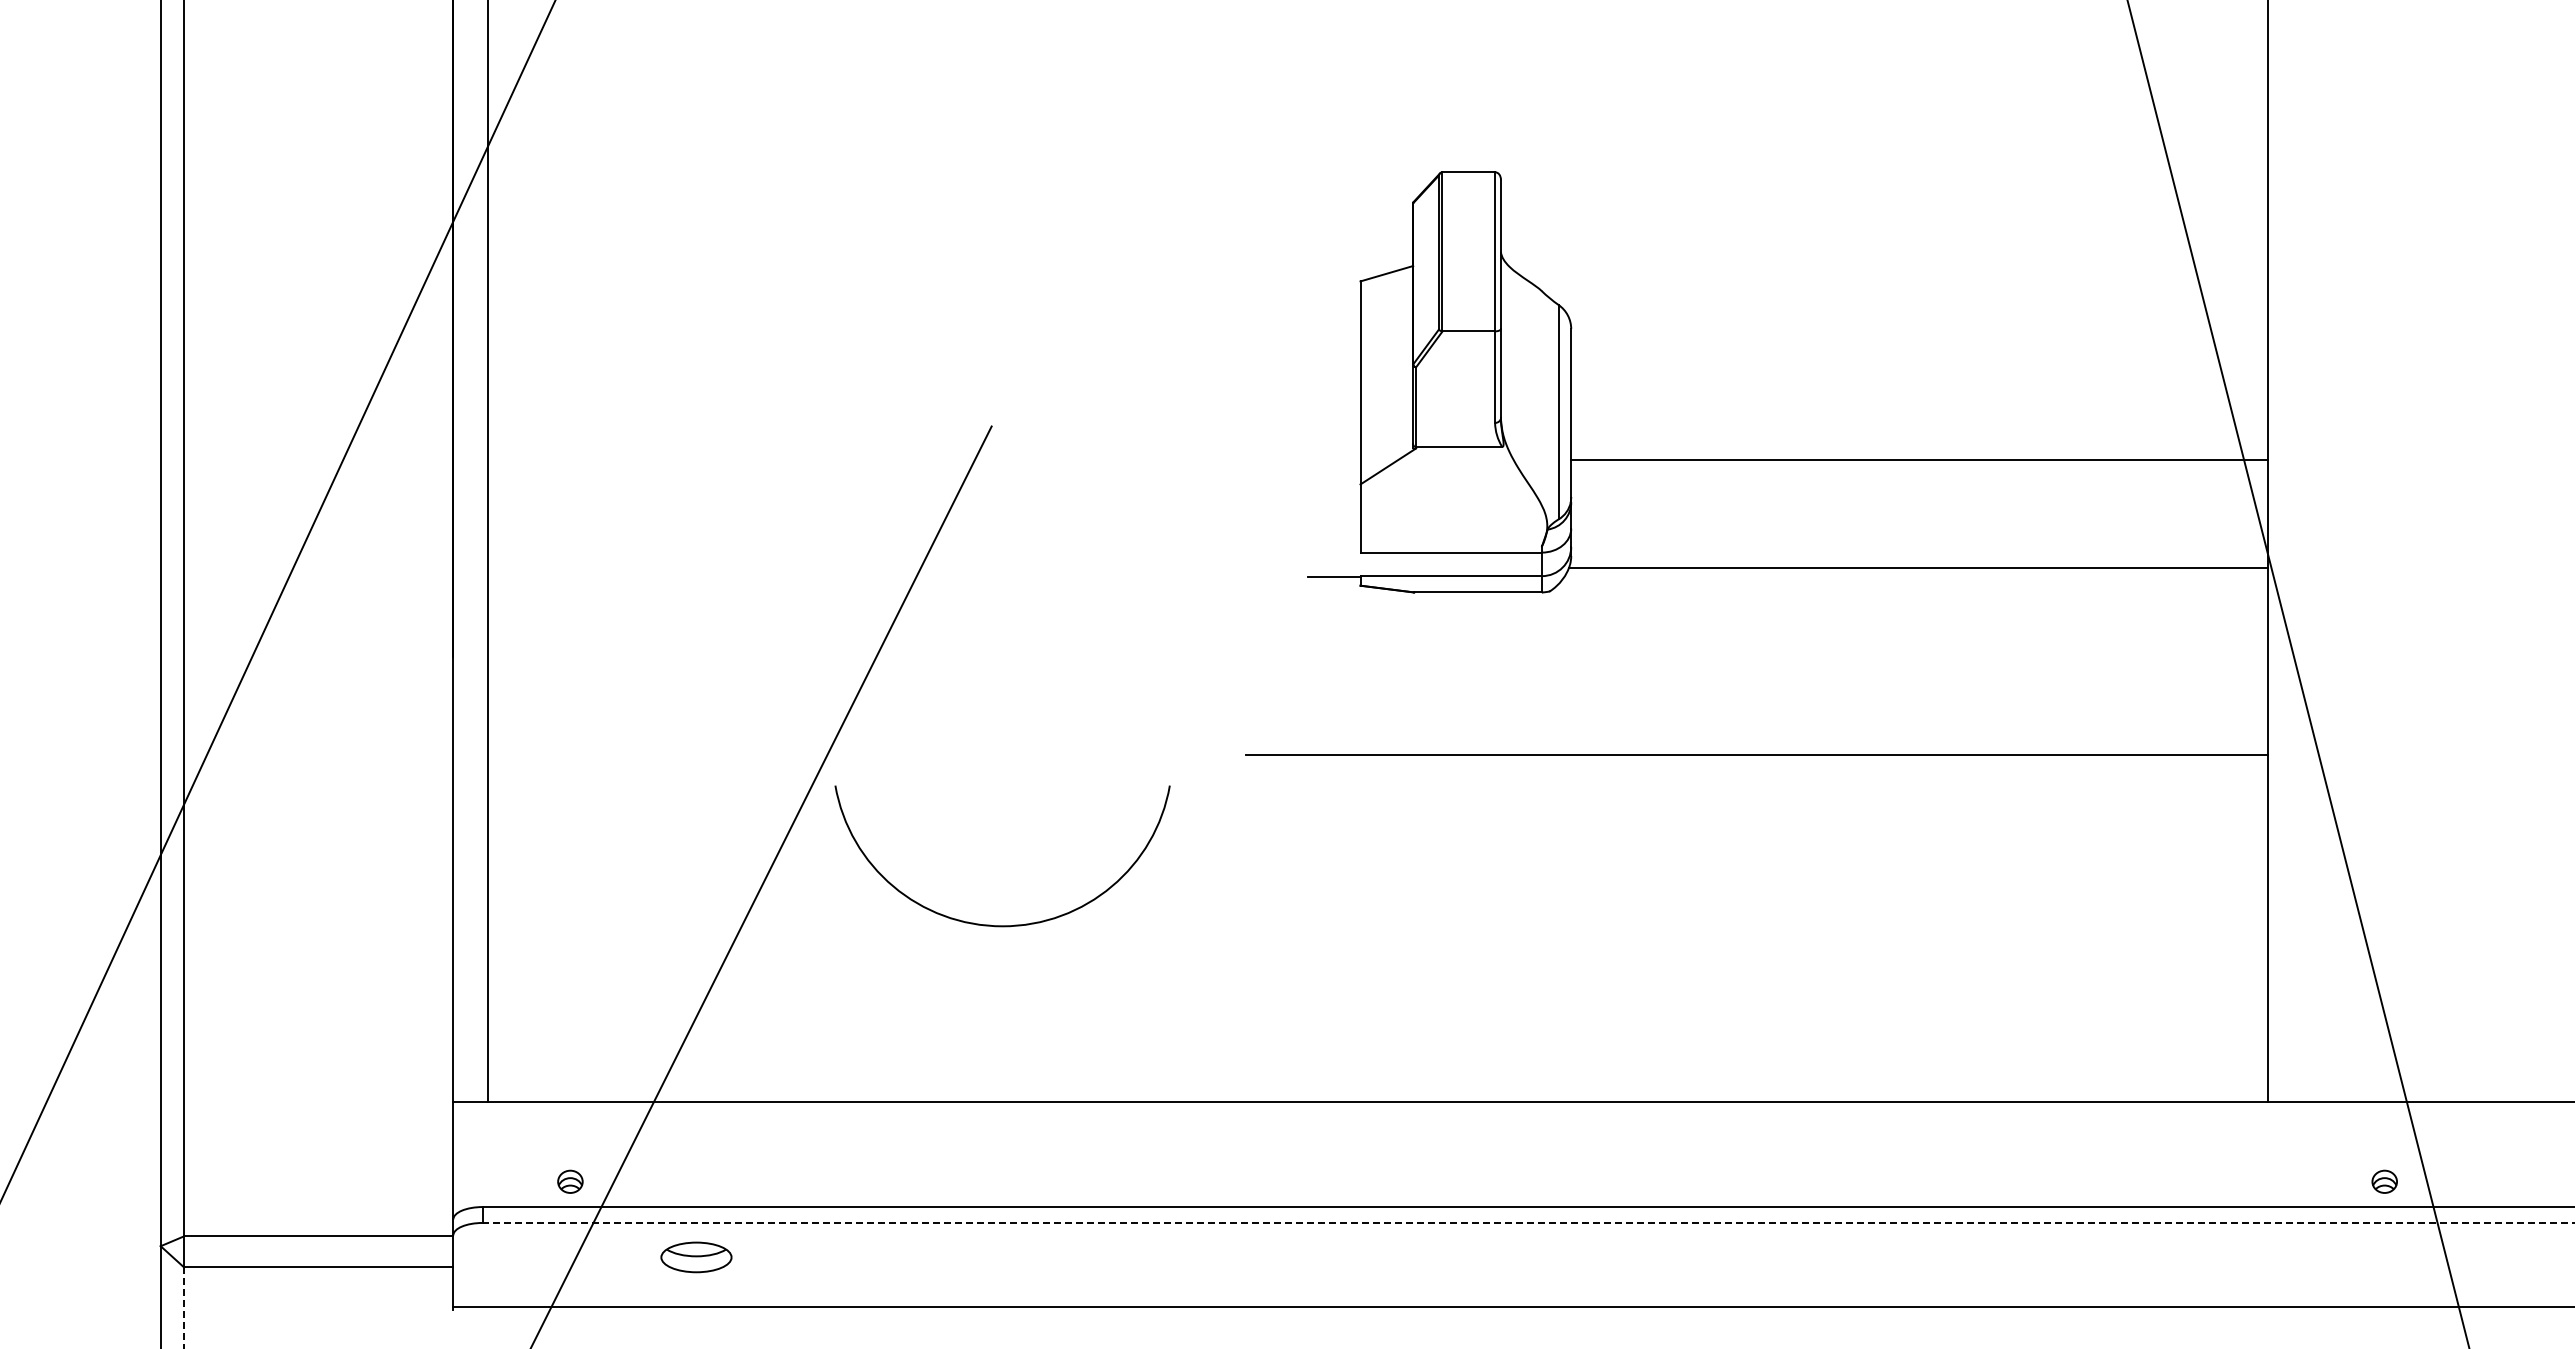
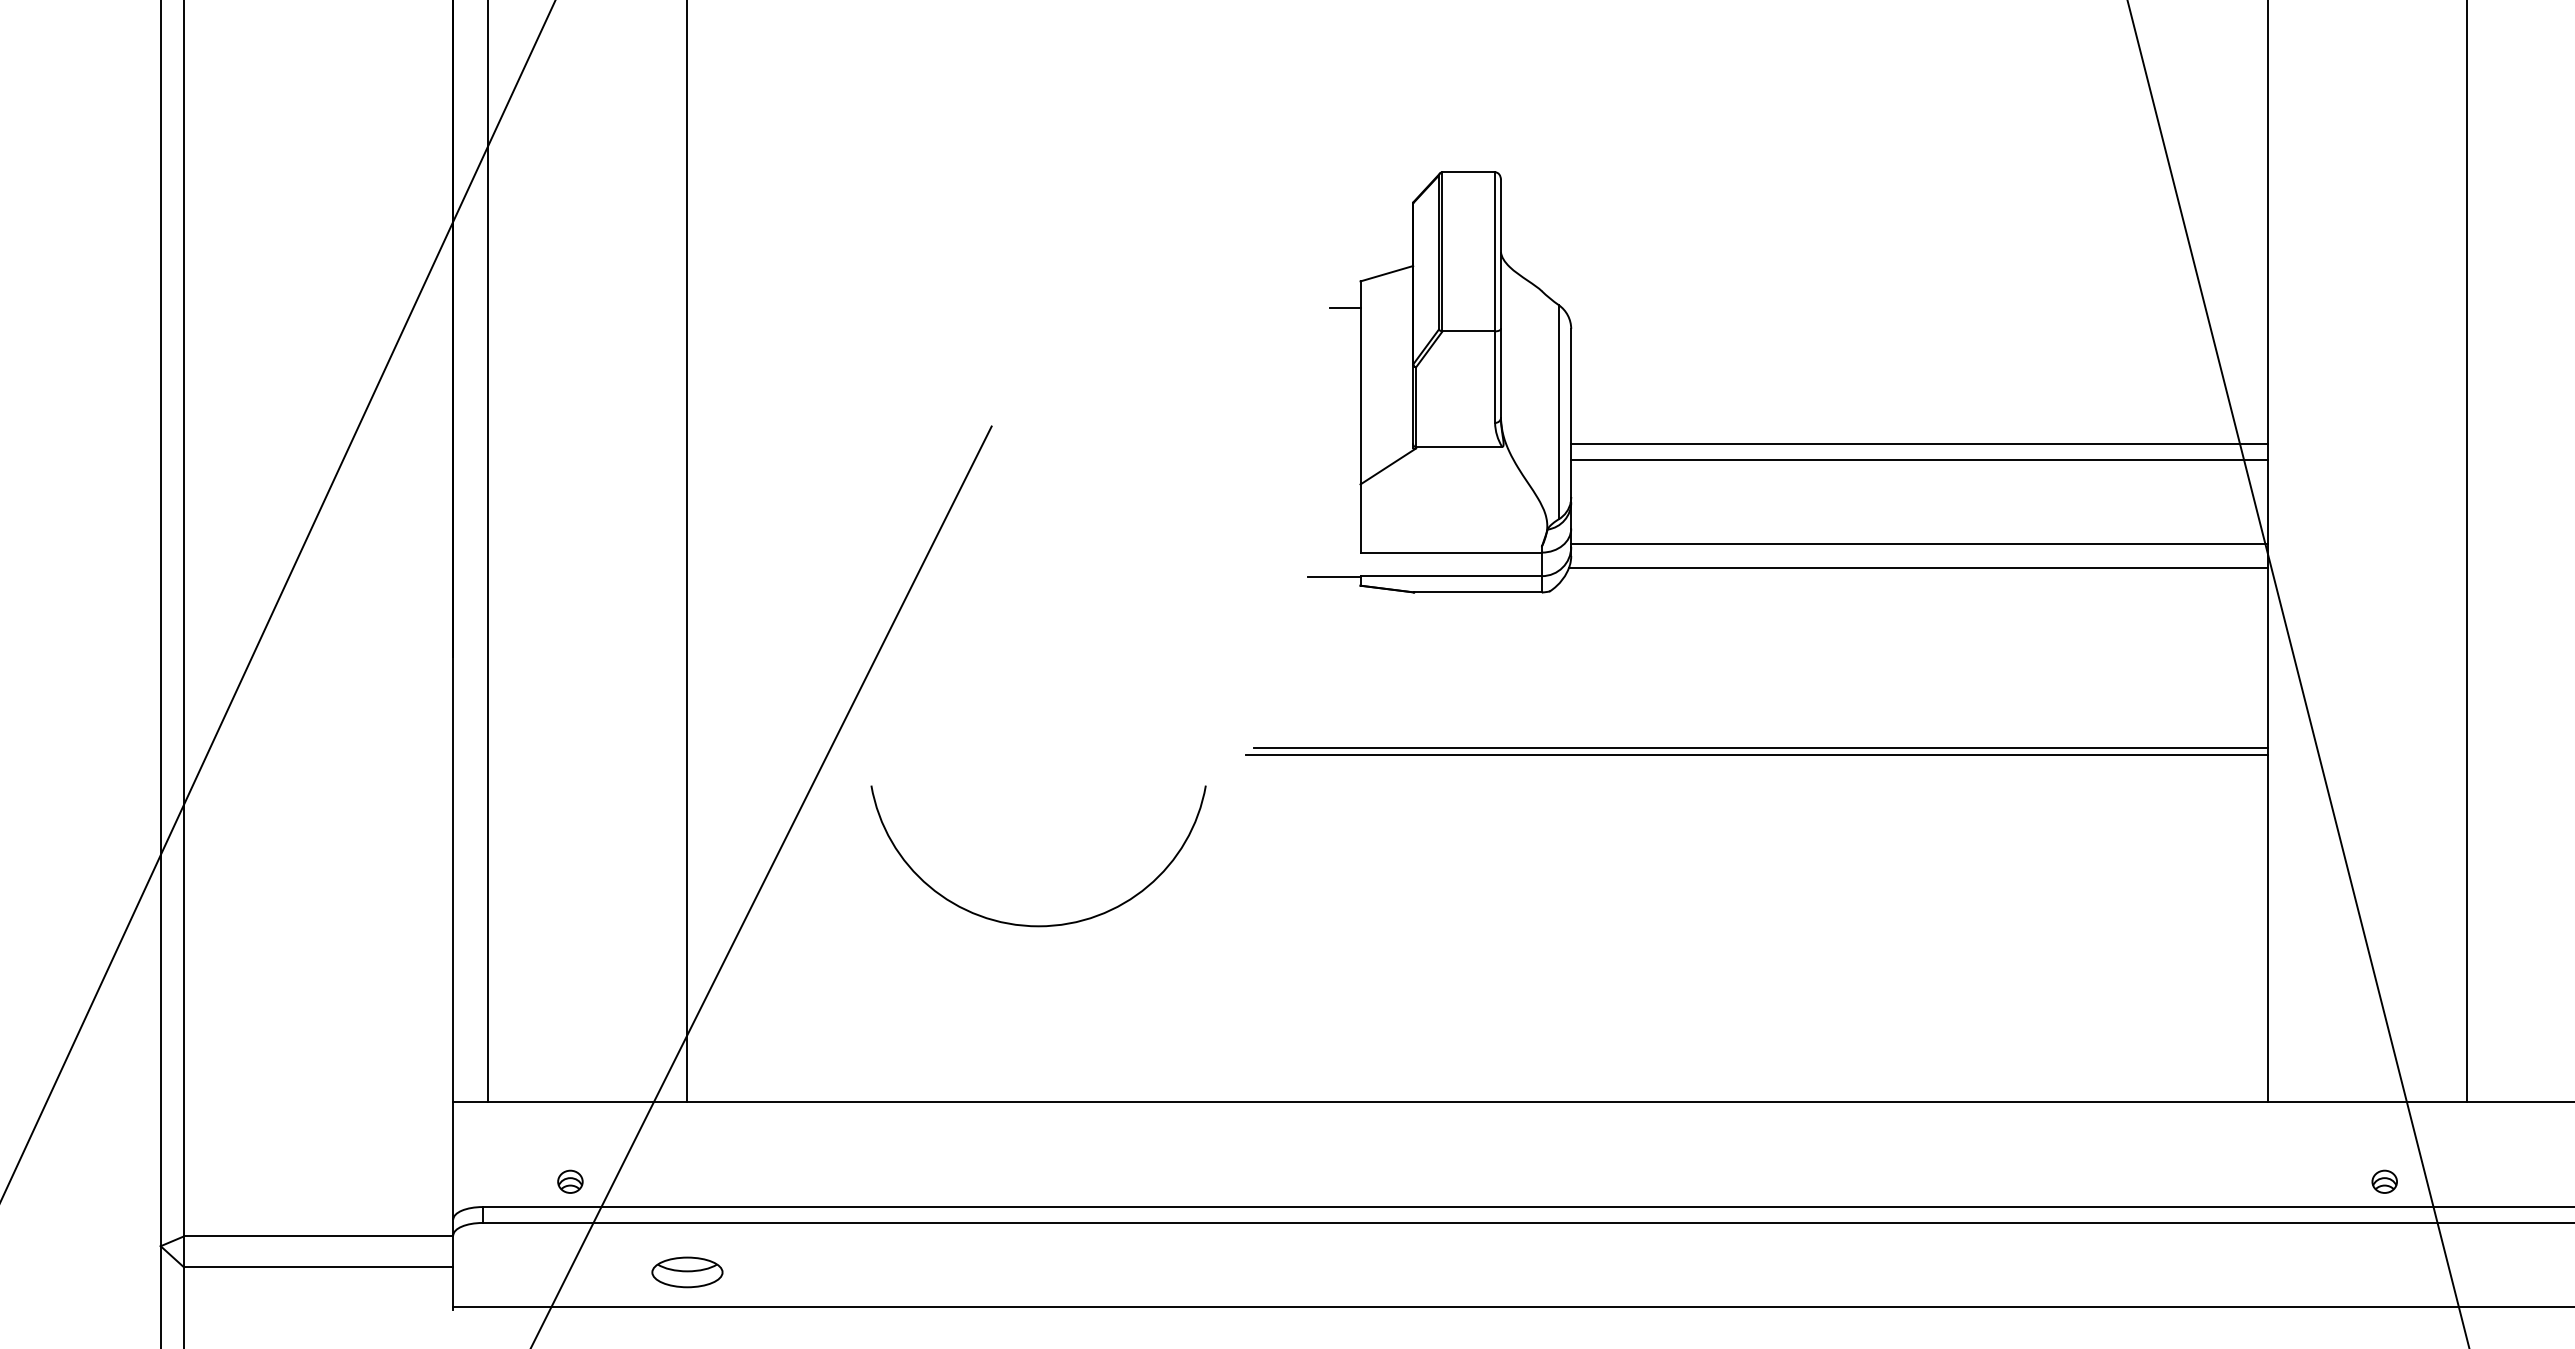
line: none -> present (1344, 307)
line: none -> present (1919, 444)
line: none -> present (1919, 544)
line: none -> present (687, 552)
line: none -> present (2466, 552)
line: none -> present (1760, 747)
arc position: (1002, 925) -> (1038, 925) (1038, 925)
line: dashed -> solid (1528, 1222)
part position: (696, 1257) -> (687, 1272) (687, 1272)
line: dashed -> solid (184, 1308)
